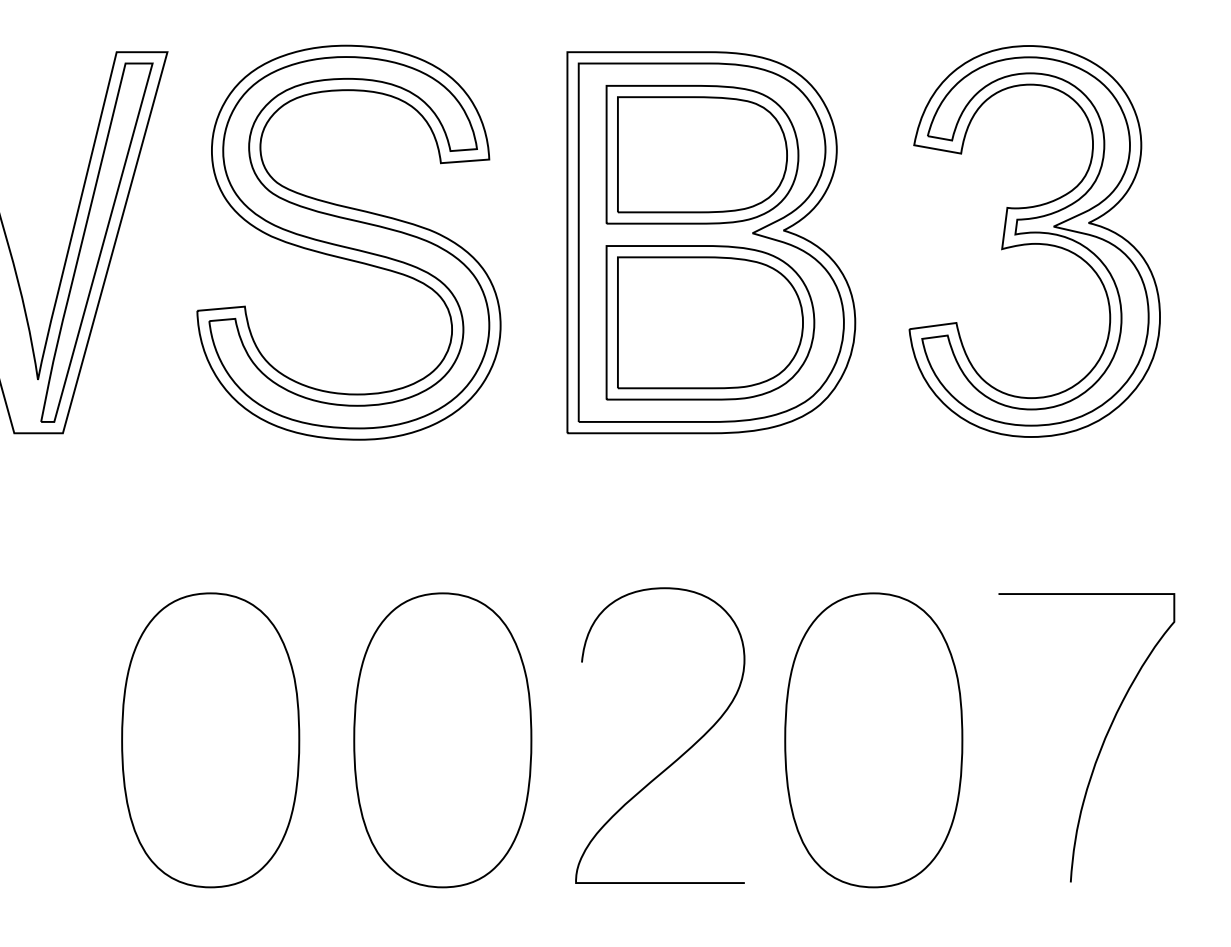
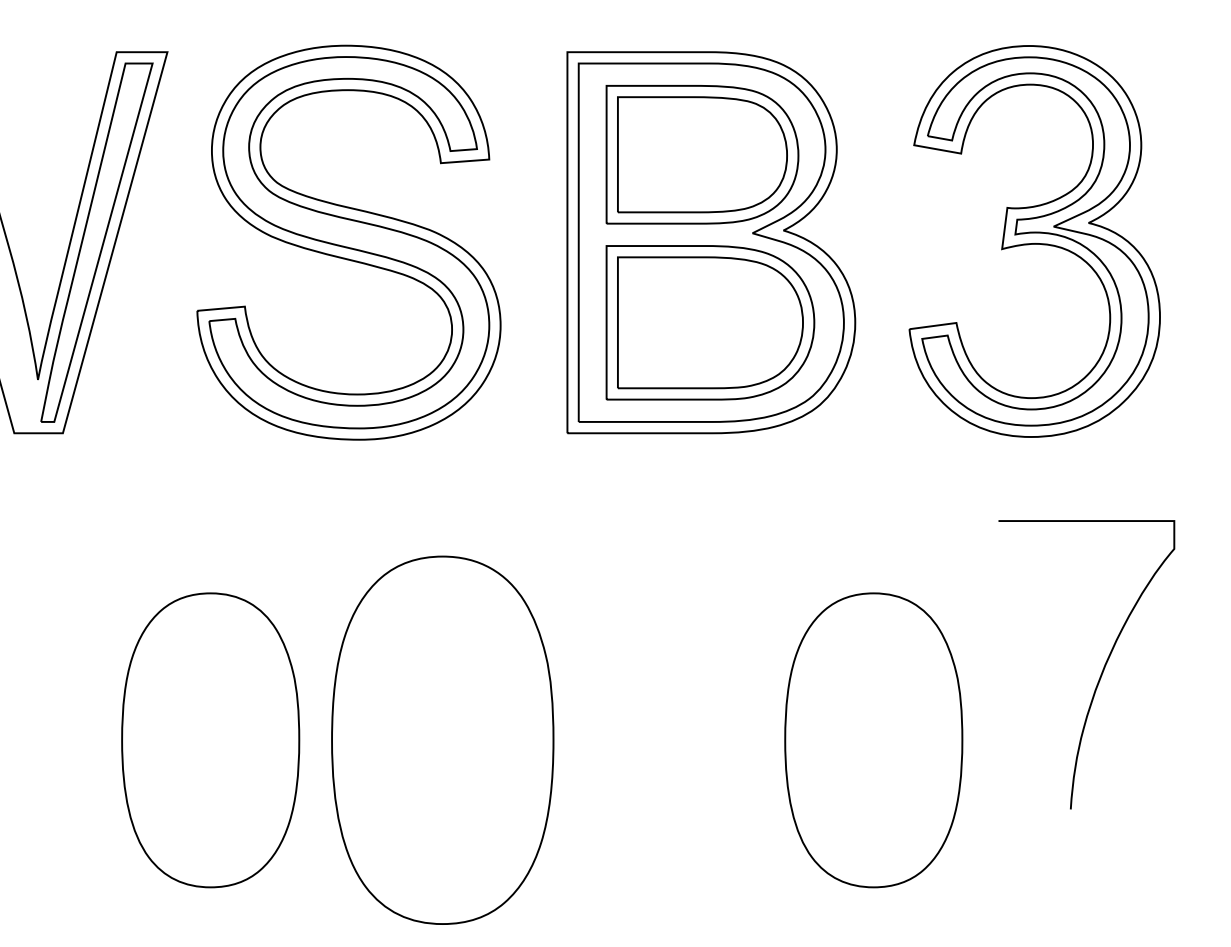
part size: 180x297 px -> 224x370 px (442, 739)
curve position: (1101, 744) -> (1101, 671) (1101, 671)
curve: present -> none (680, 755)
